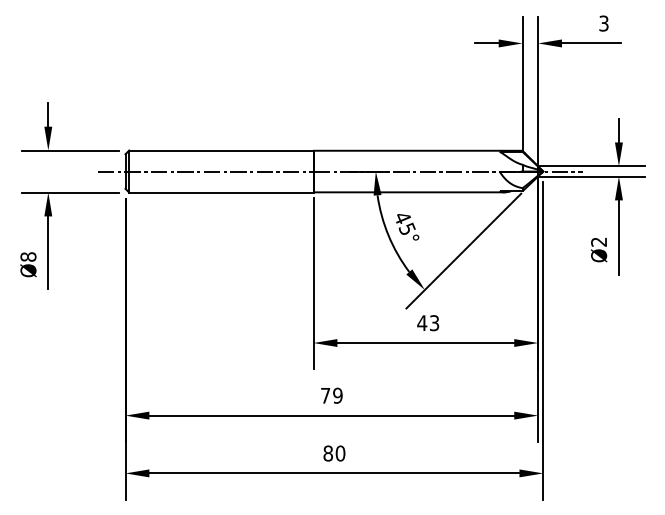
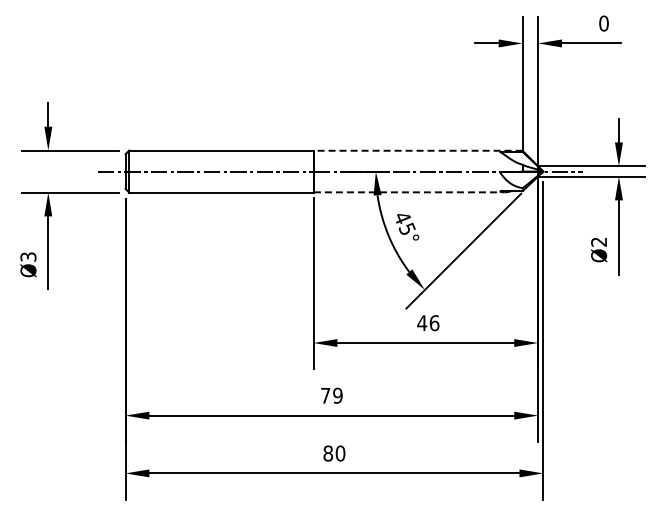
text: 3 -> 0 (603, 23)
line: solid -> dashed (417, 150)
line: solid -> dashed (409, 192)
text: Ø8 -> Ø3 (28, 256)
text: 43 -> 46 (434, 323)
